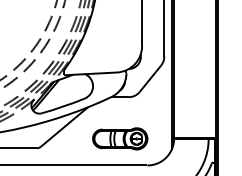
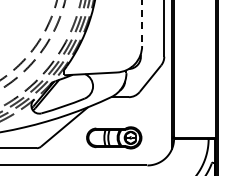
line: solid -> dashed (142, 23)
part position: (120, 138) -> (114, 137) (114, 137)
